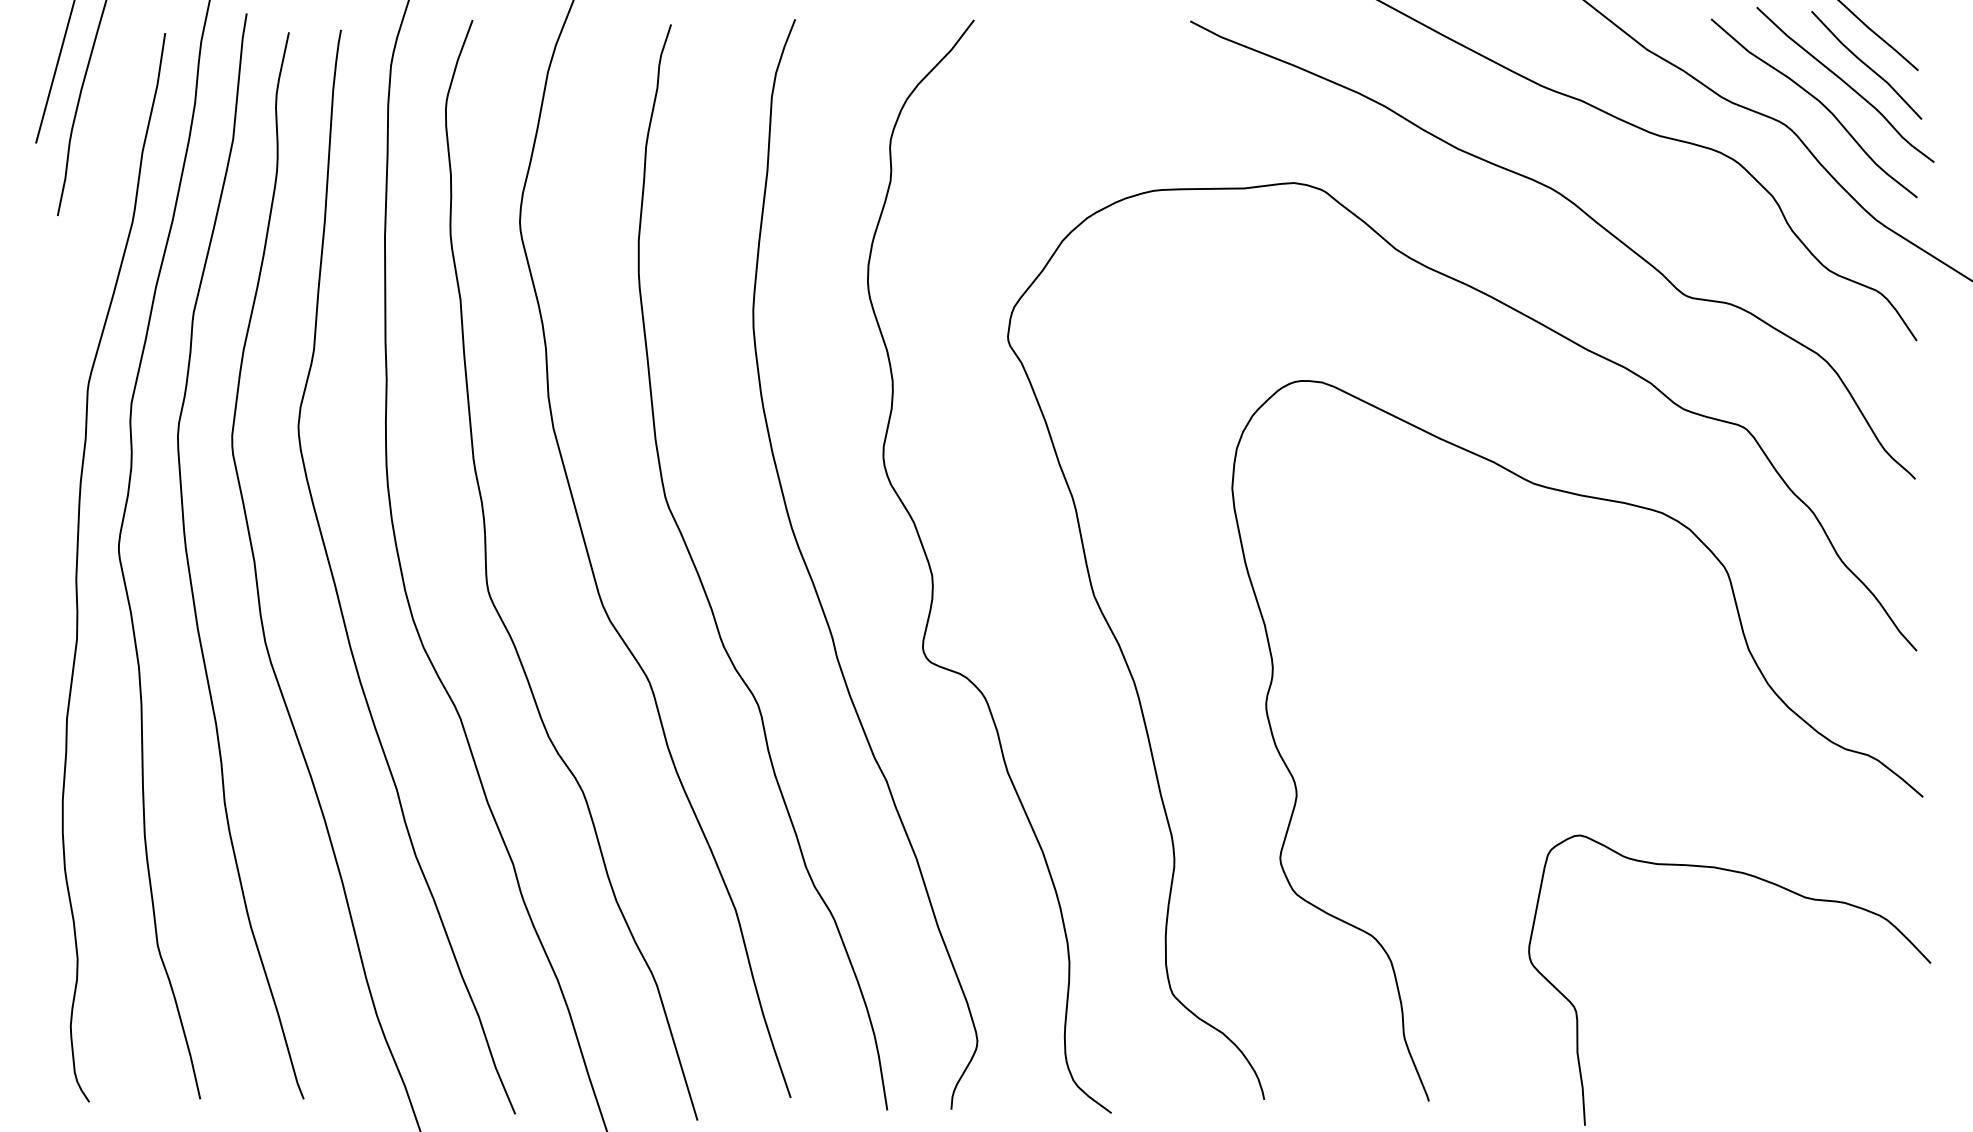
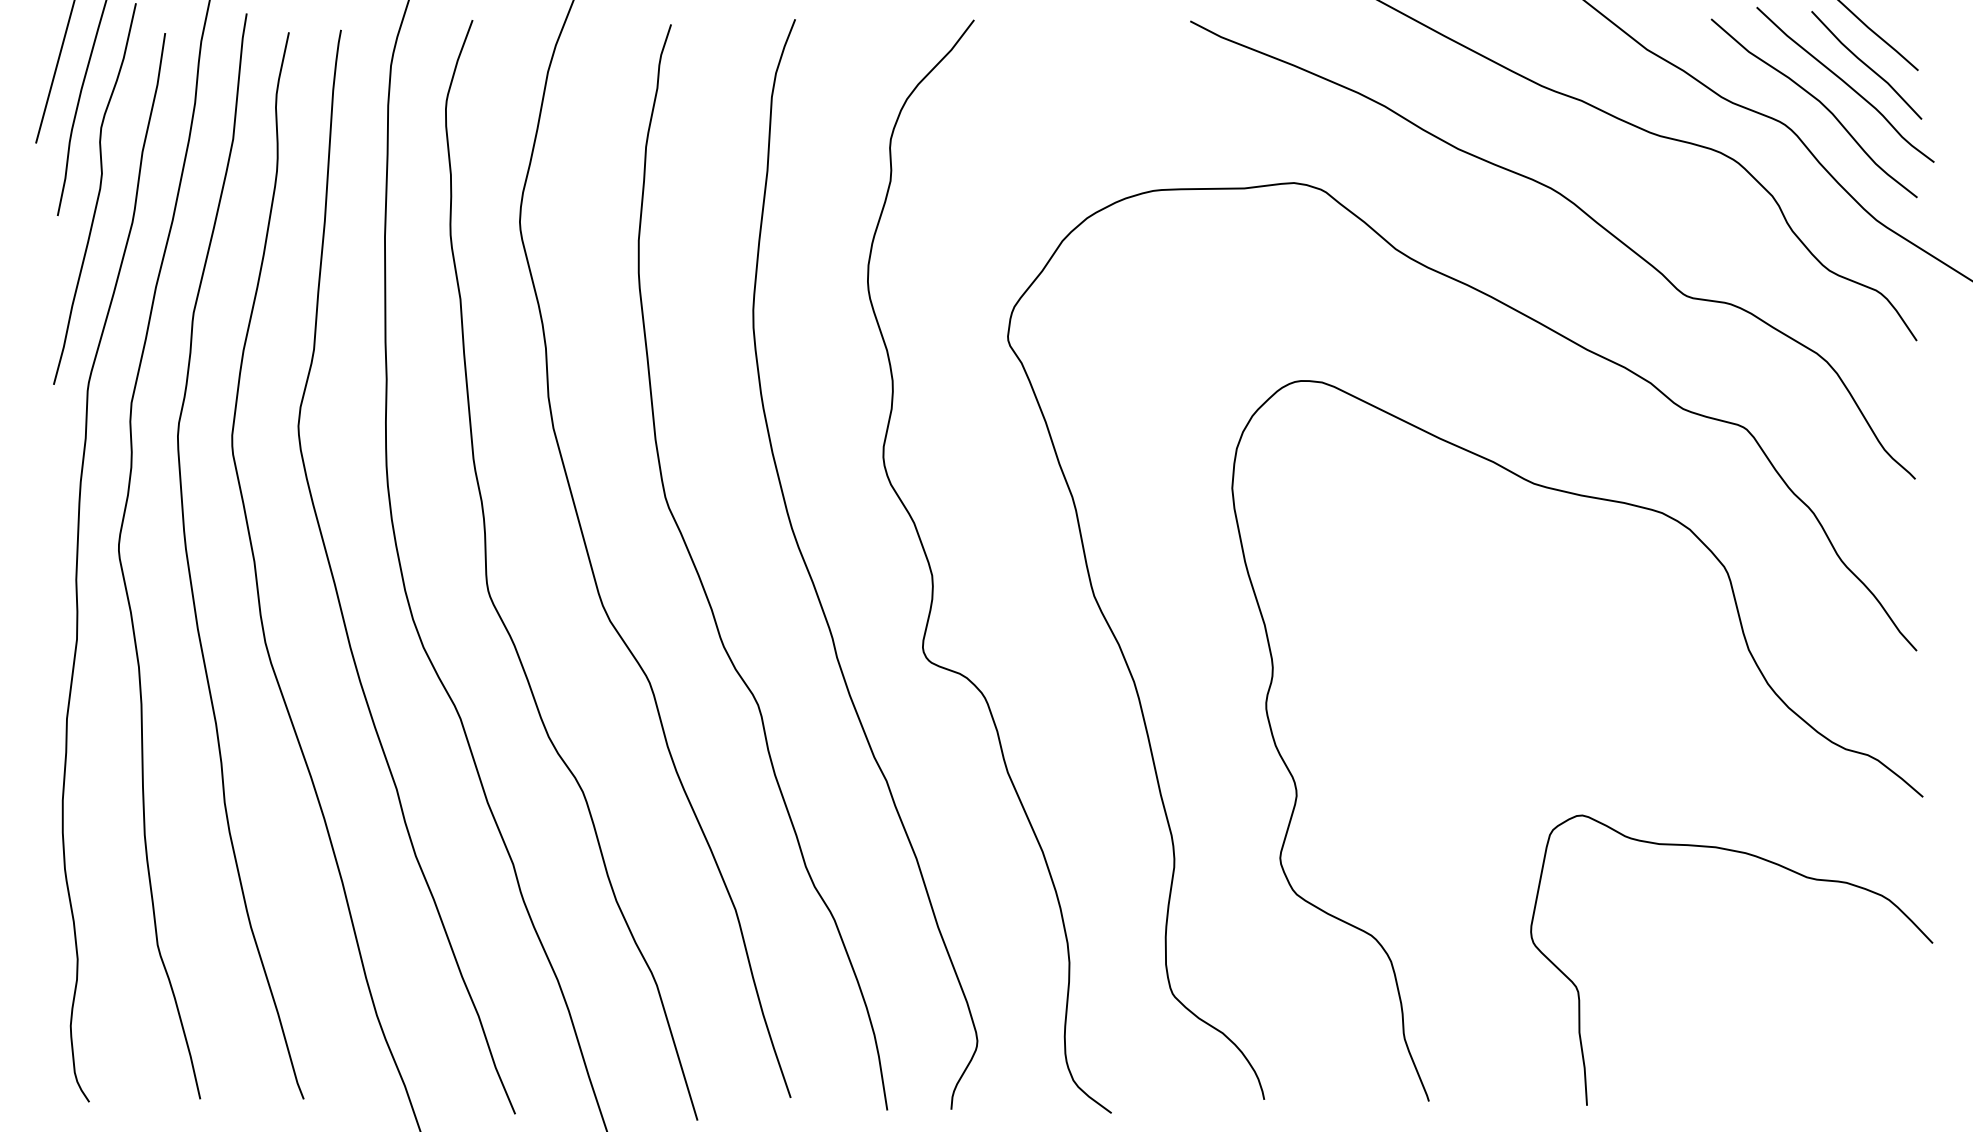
curve: none -> present (97, 195)
curve position: (1769, 883) -> (1771, 863) (1771, 863)
